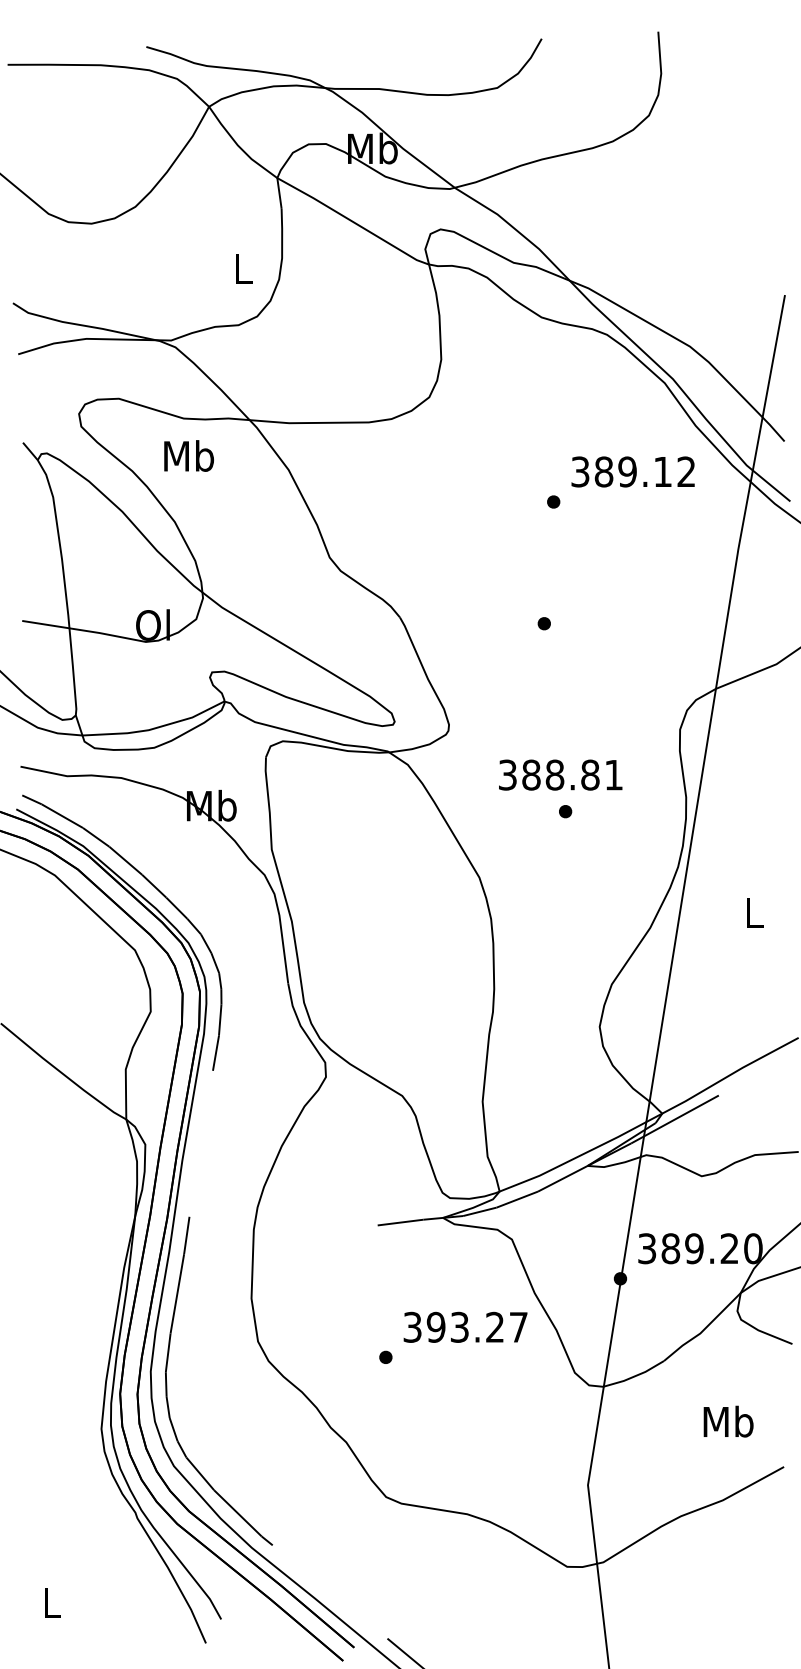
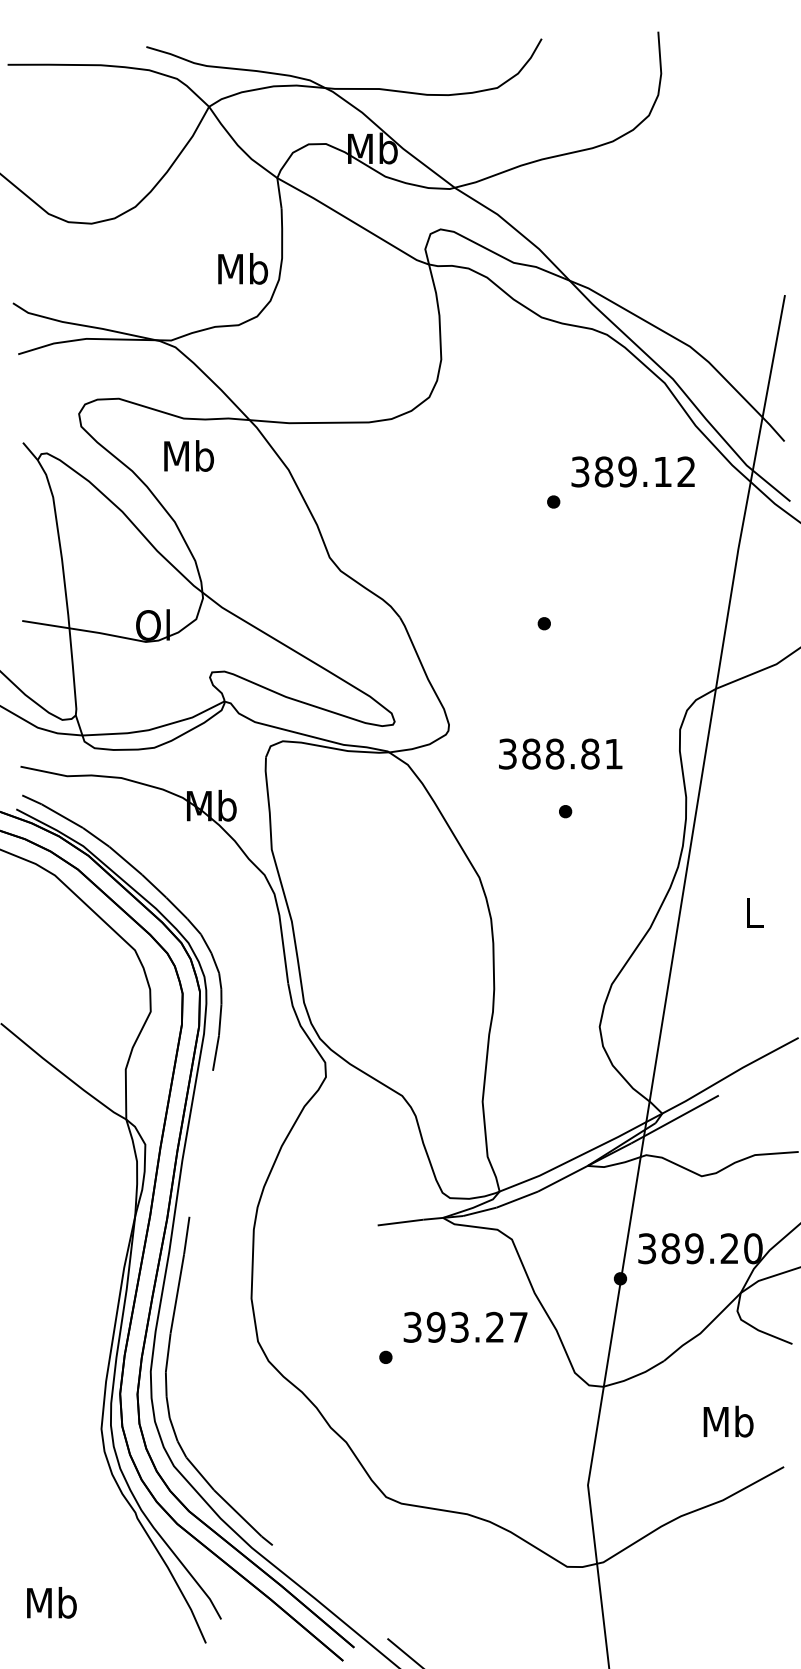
text: L -> Mb (243, 268)
text position: (560, 774) -> (560, 753) (560, 753)
text: L -> Mb (51, 1602)
